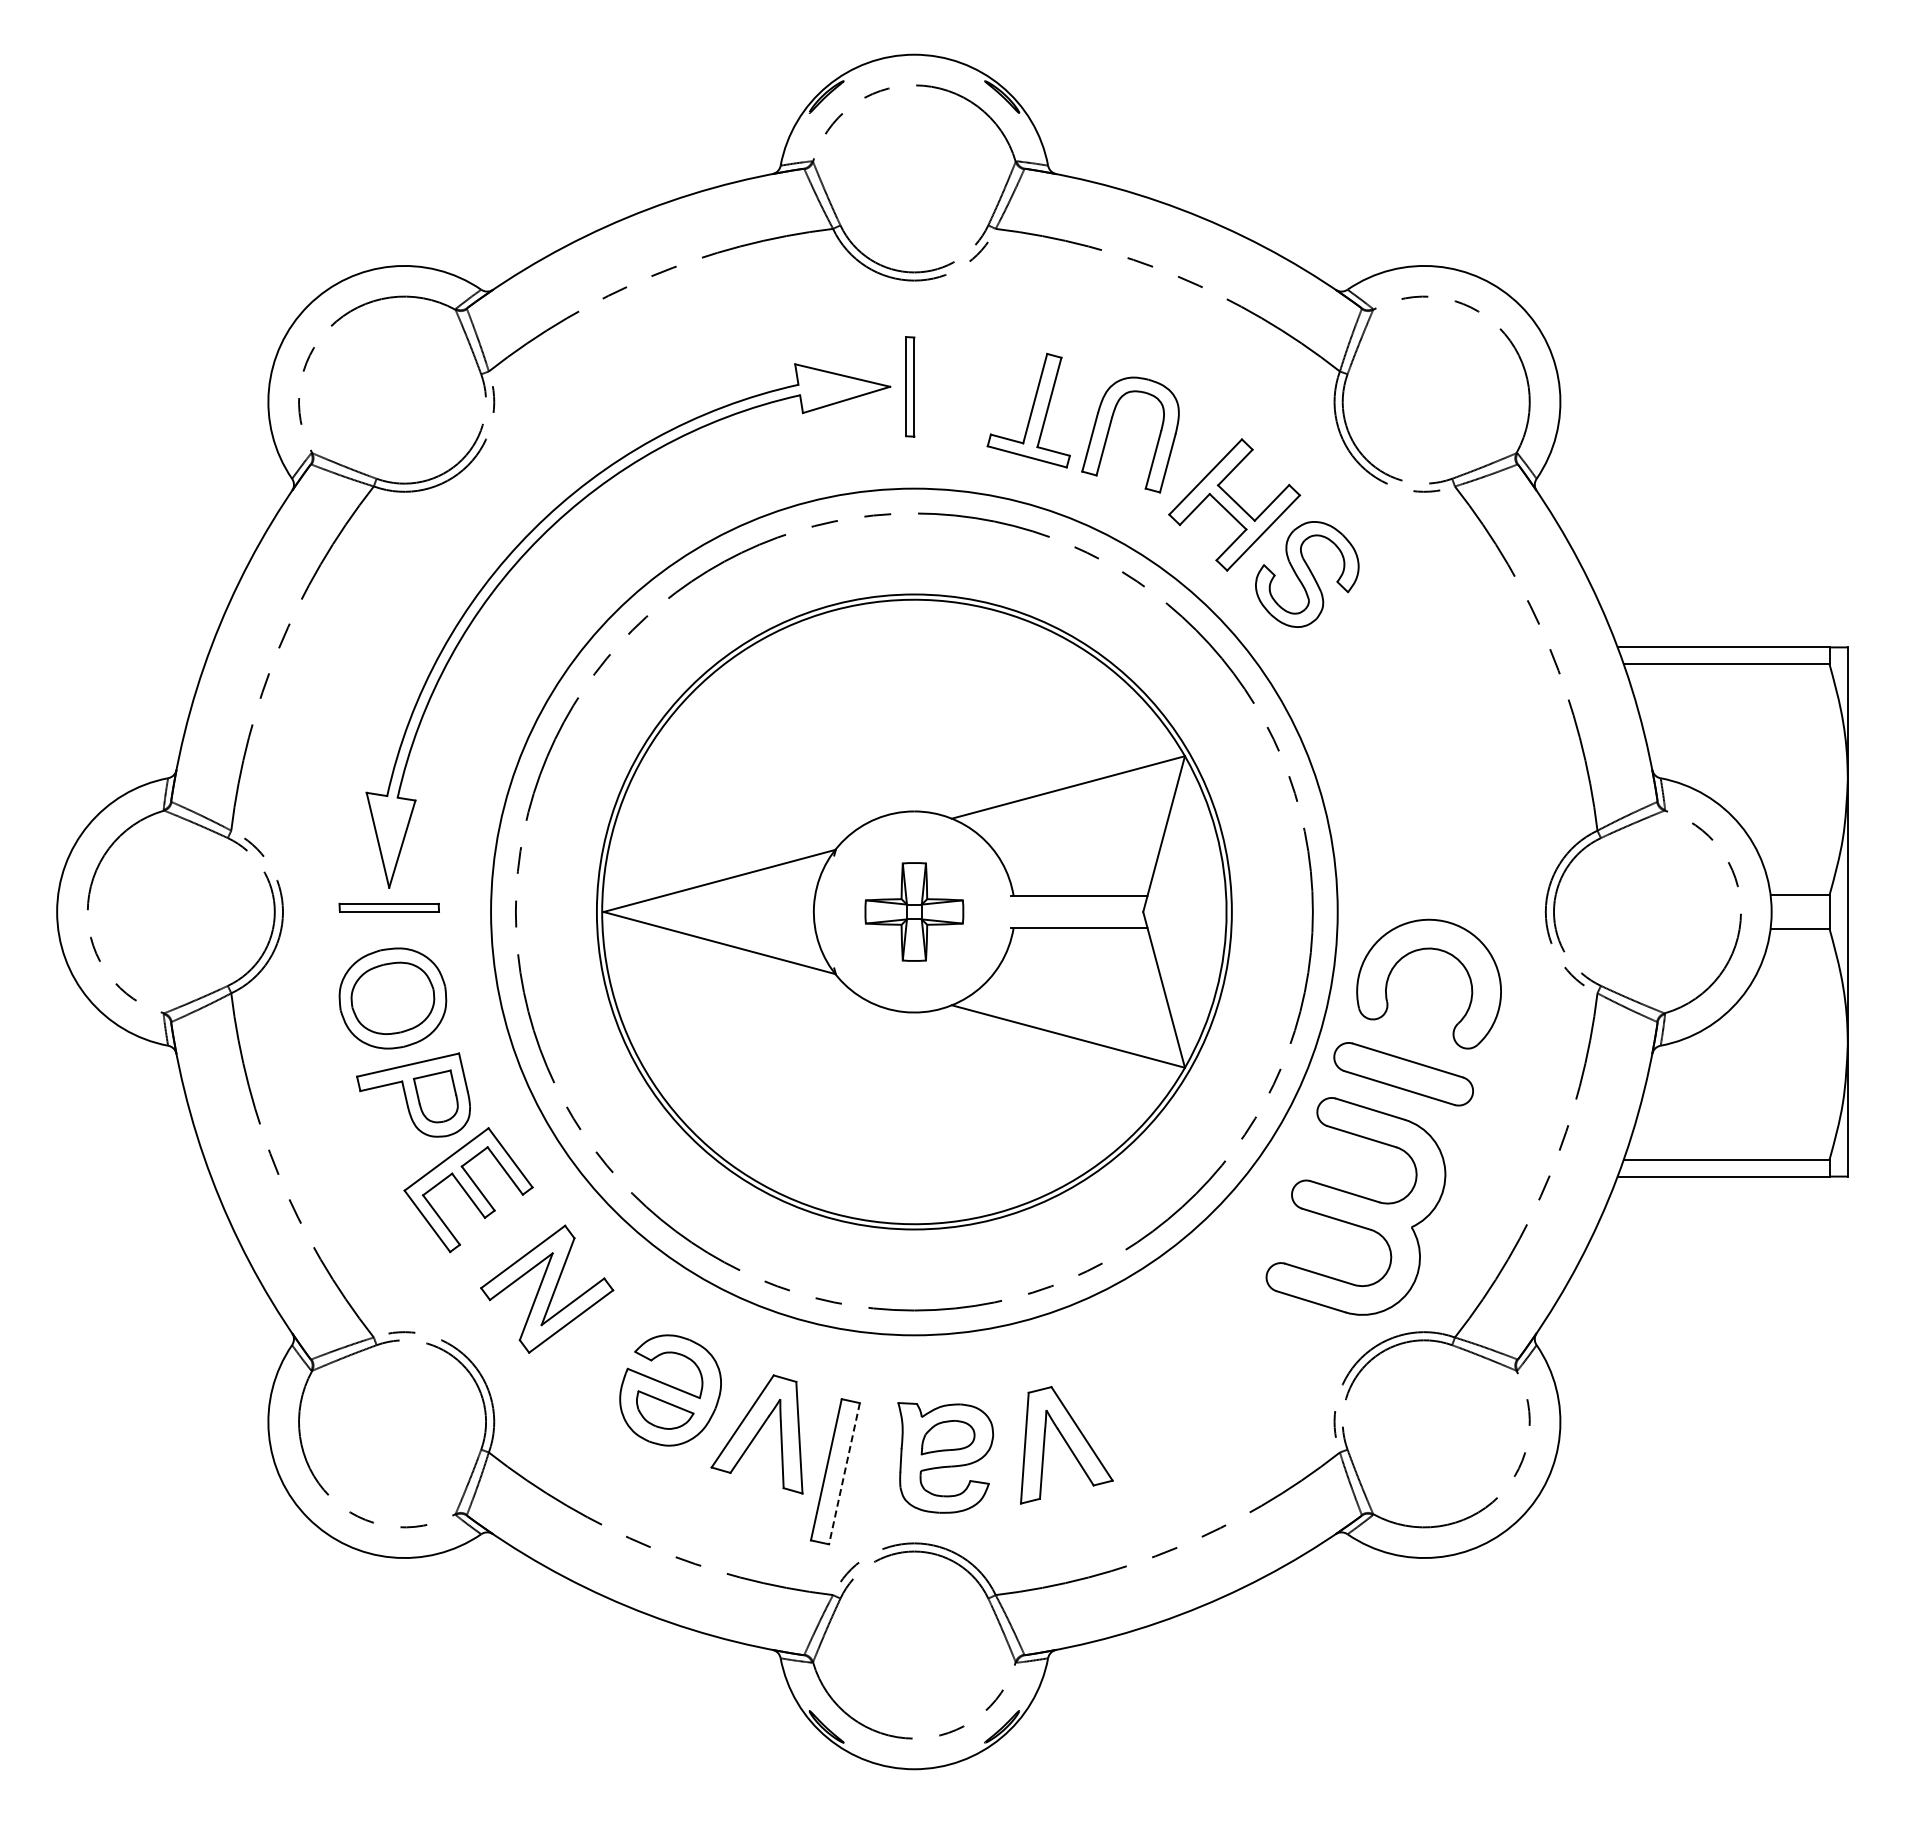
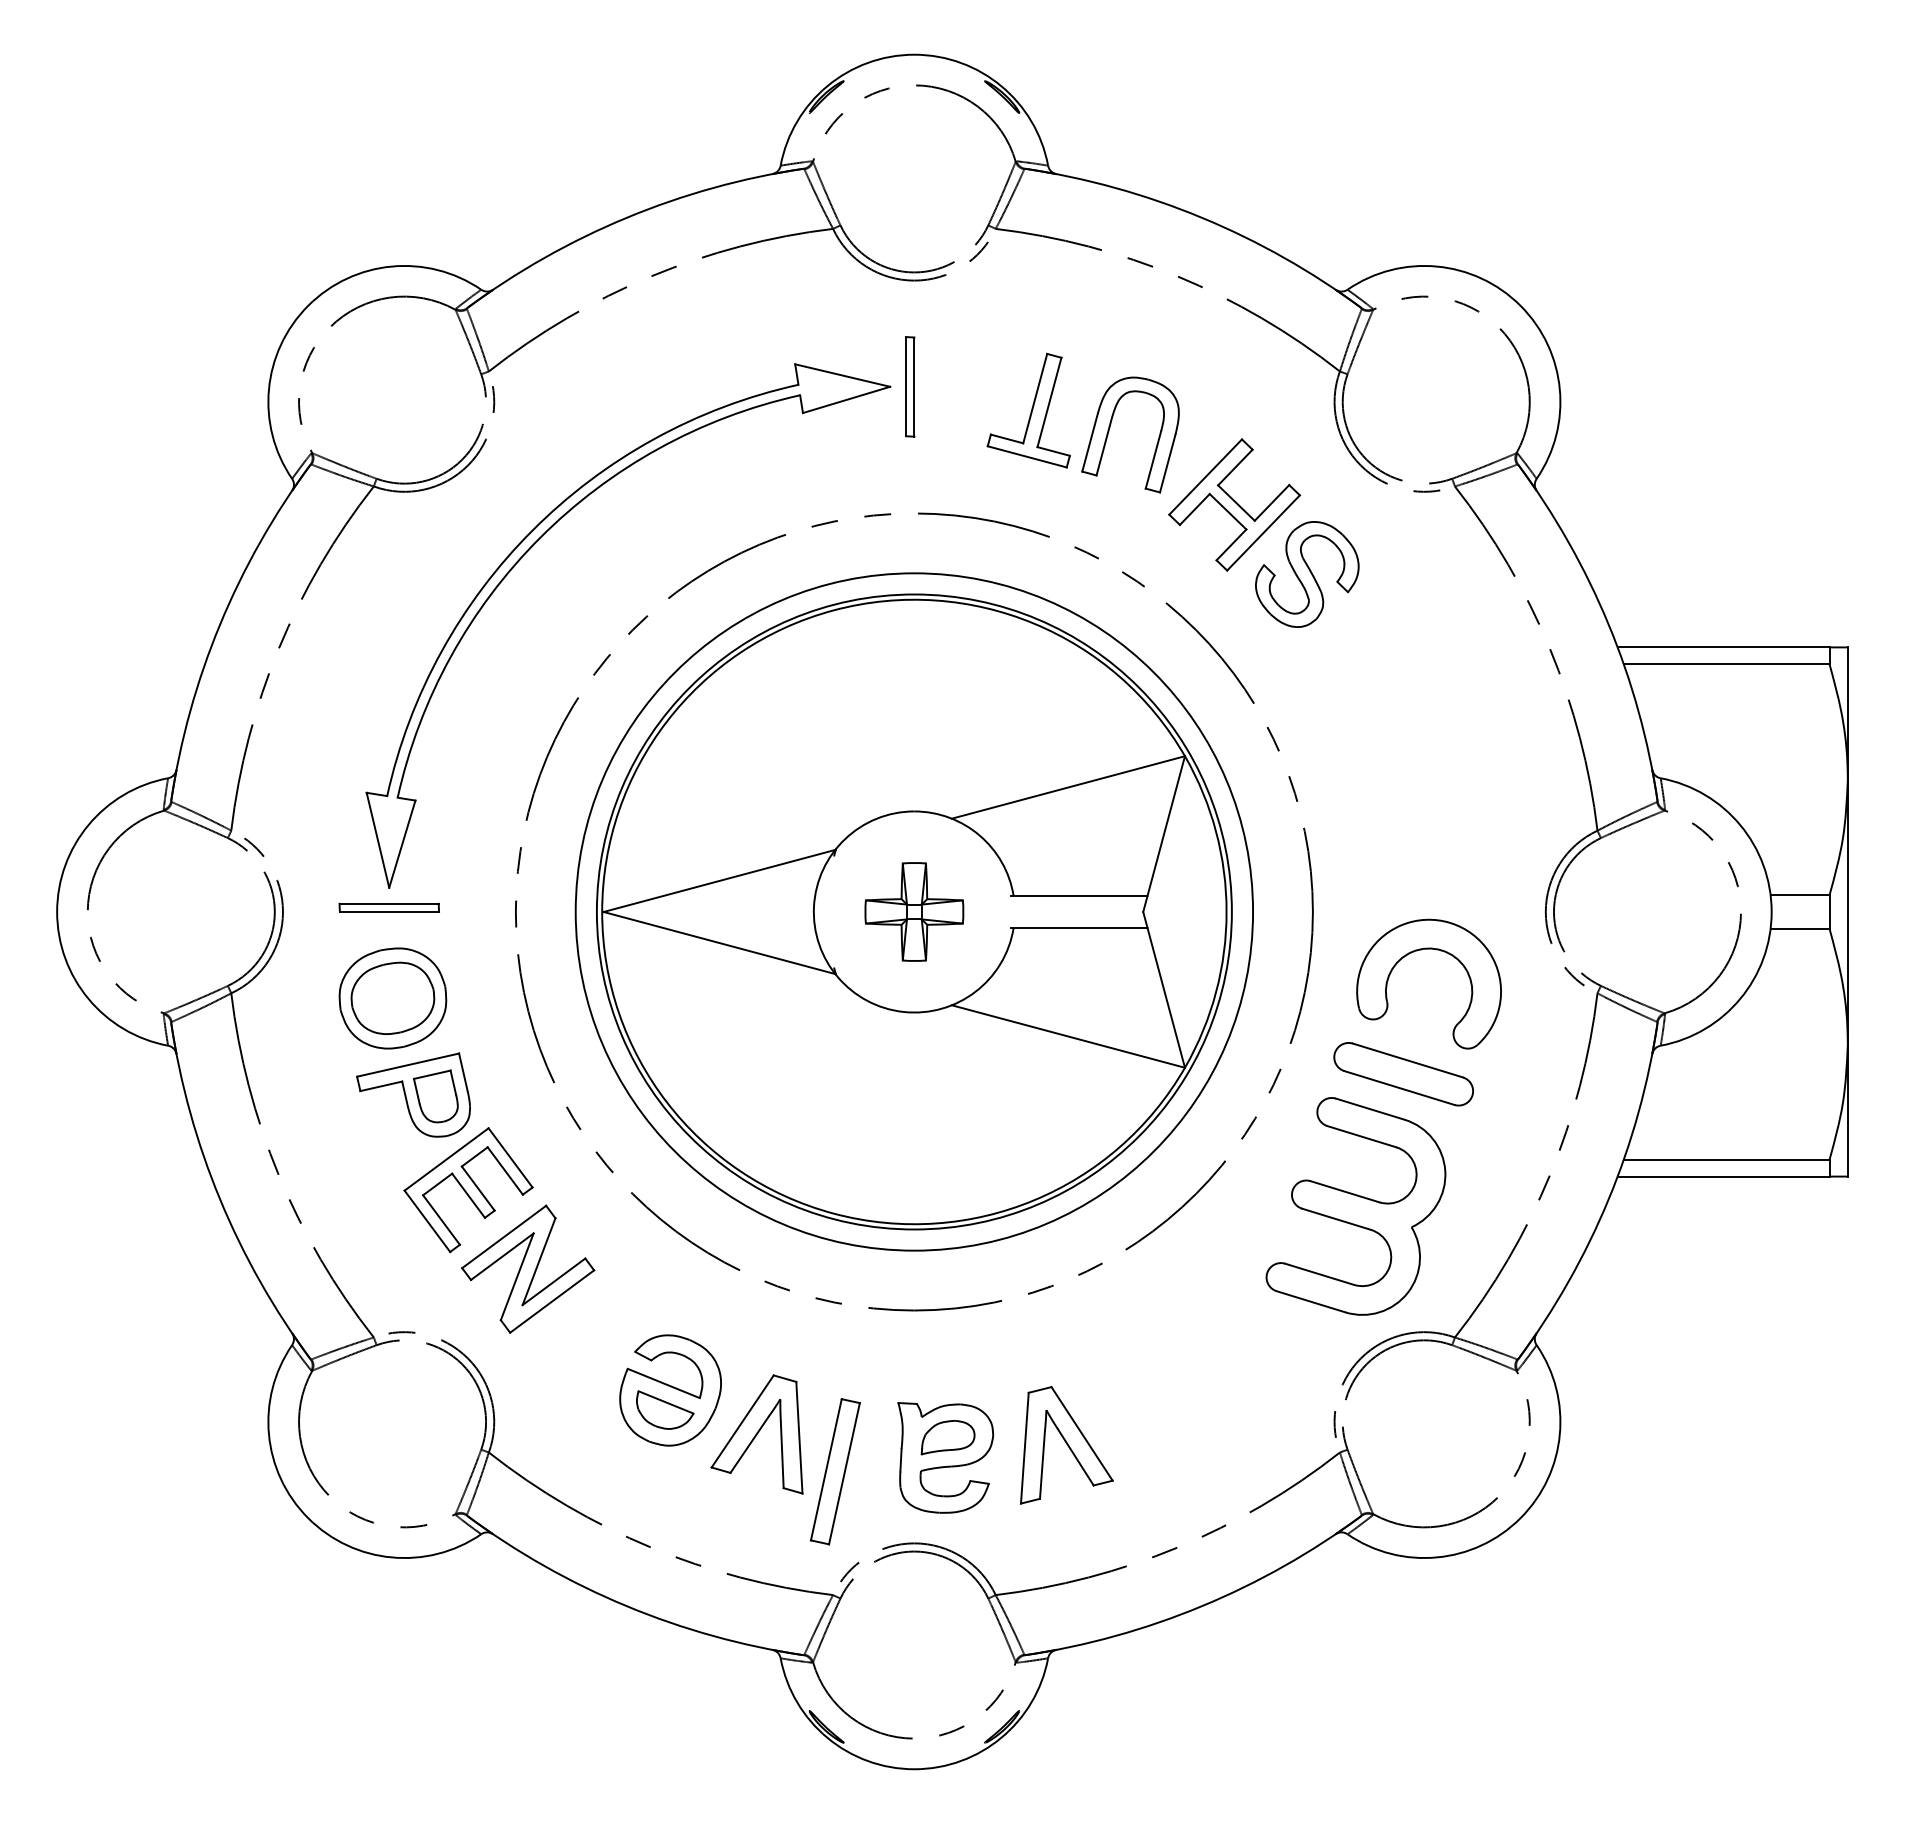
circle diameter: 847 px -> 677 px (914, 911)
part position: (547, 1288) -> (528, 1268) (528, 1268)
line: dashed -> solid (844, 1474)
